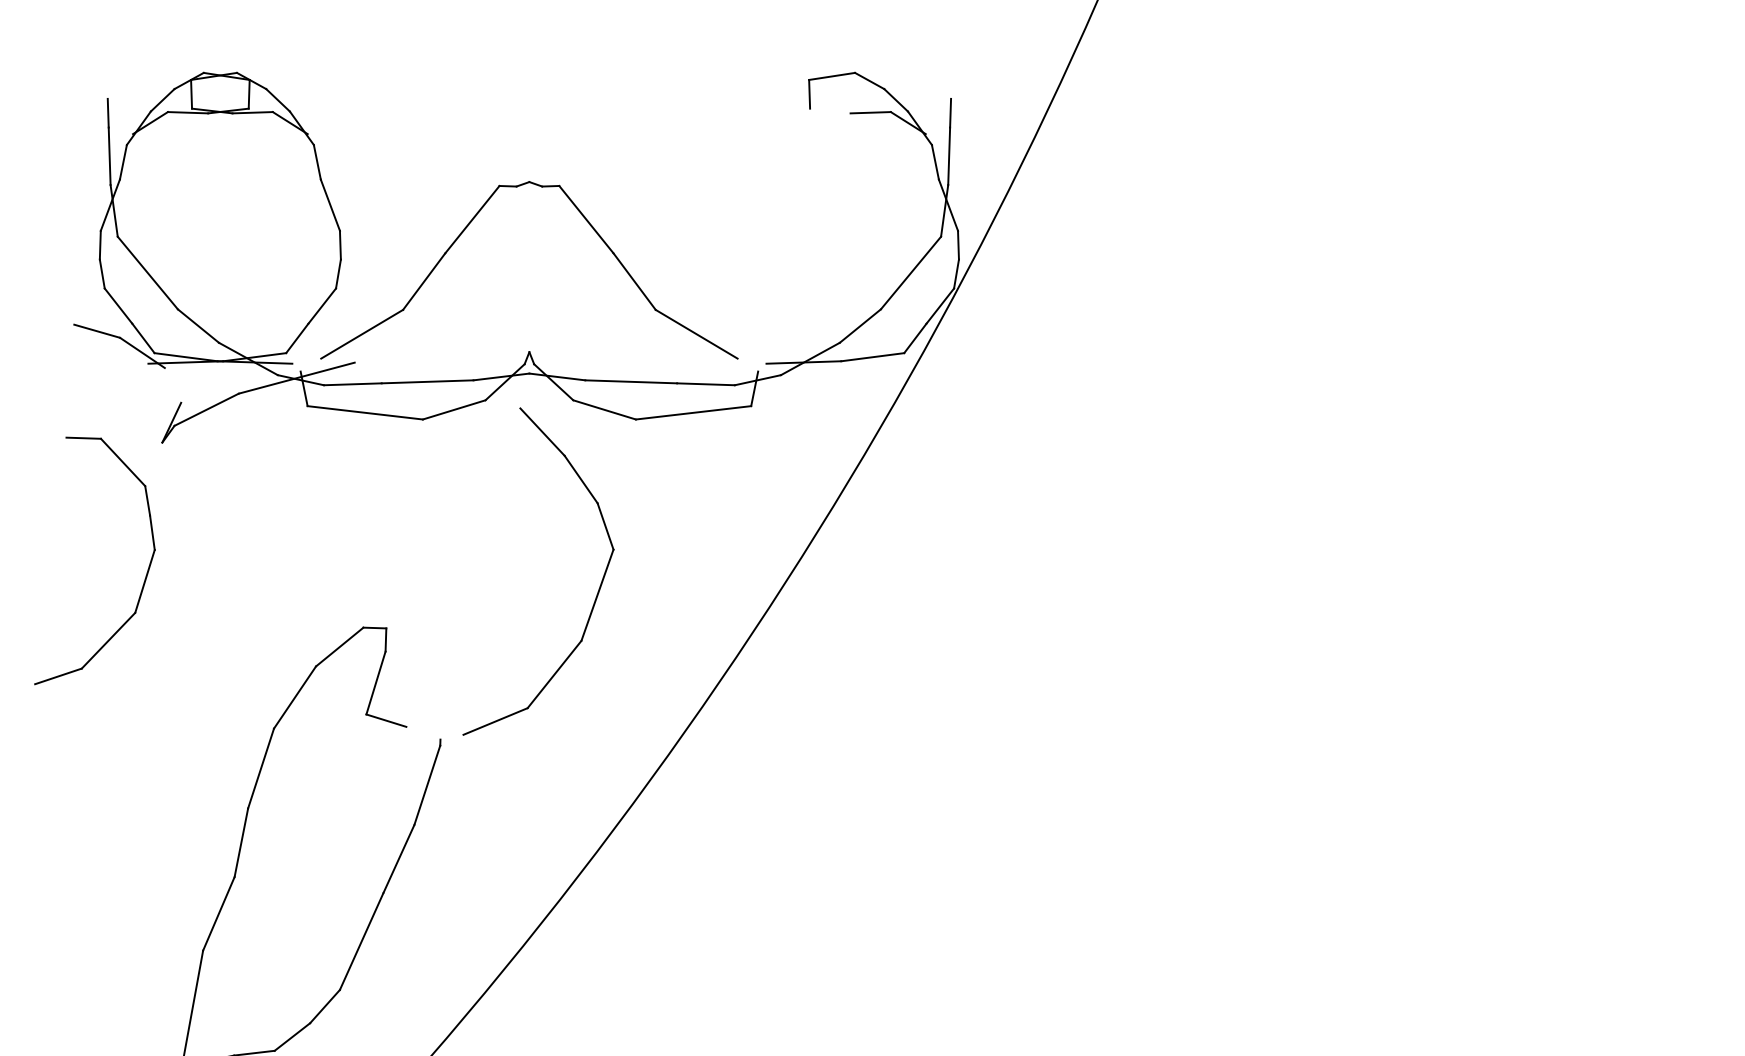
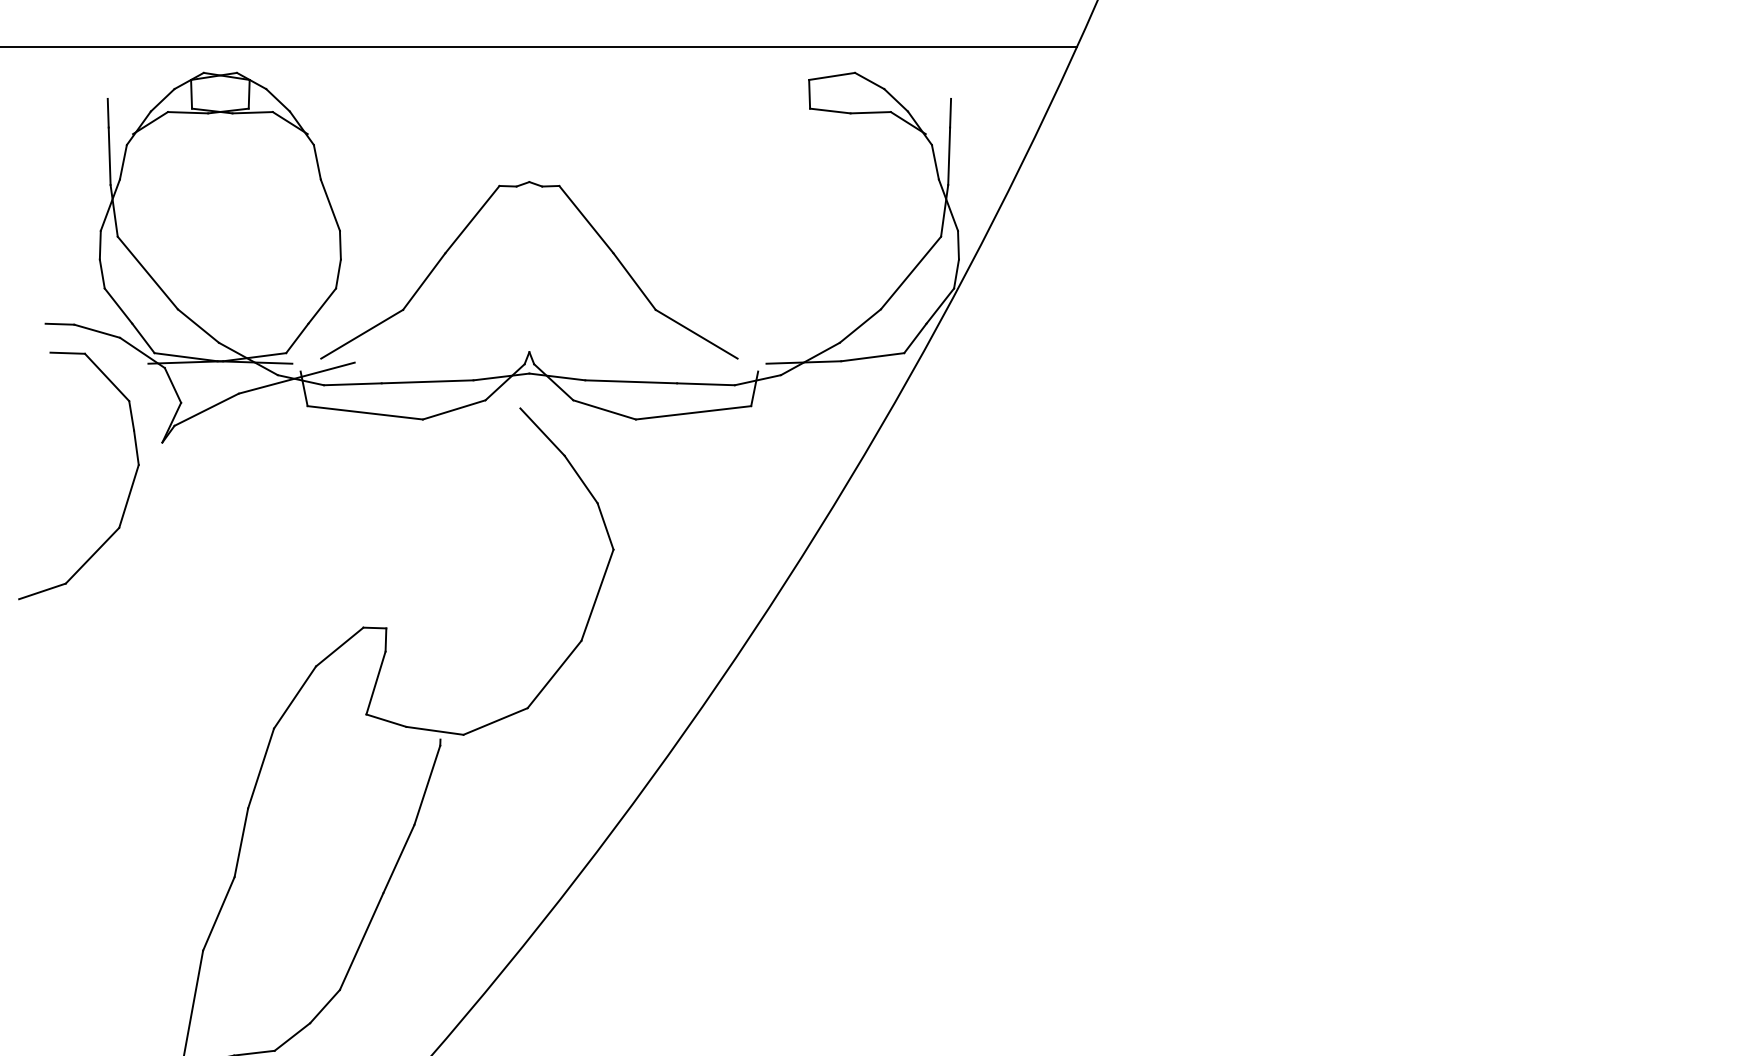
line: none -> present (539, 46)
line: none -> present (830, 110)
line: none -> present (59, 323)
line: none -> present (172, 385)
part position: (145, 575) -> (129, 490) (129, 490)
line: none -> present (434, 730)
